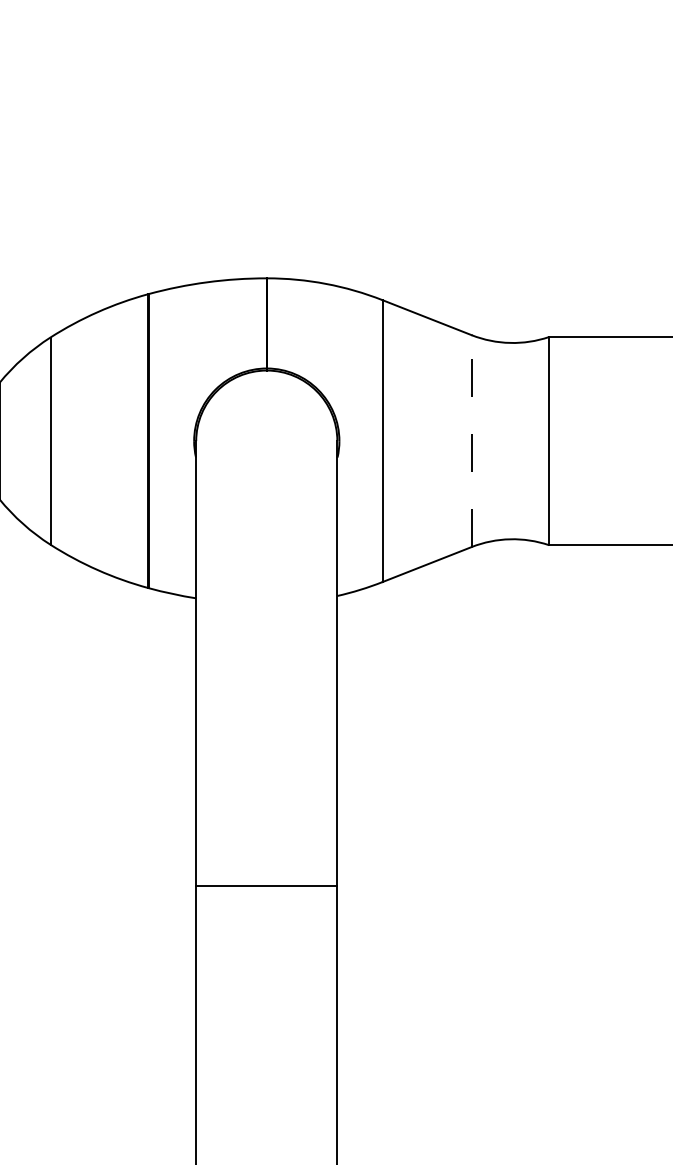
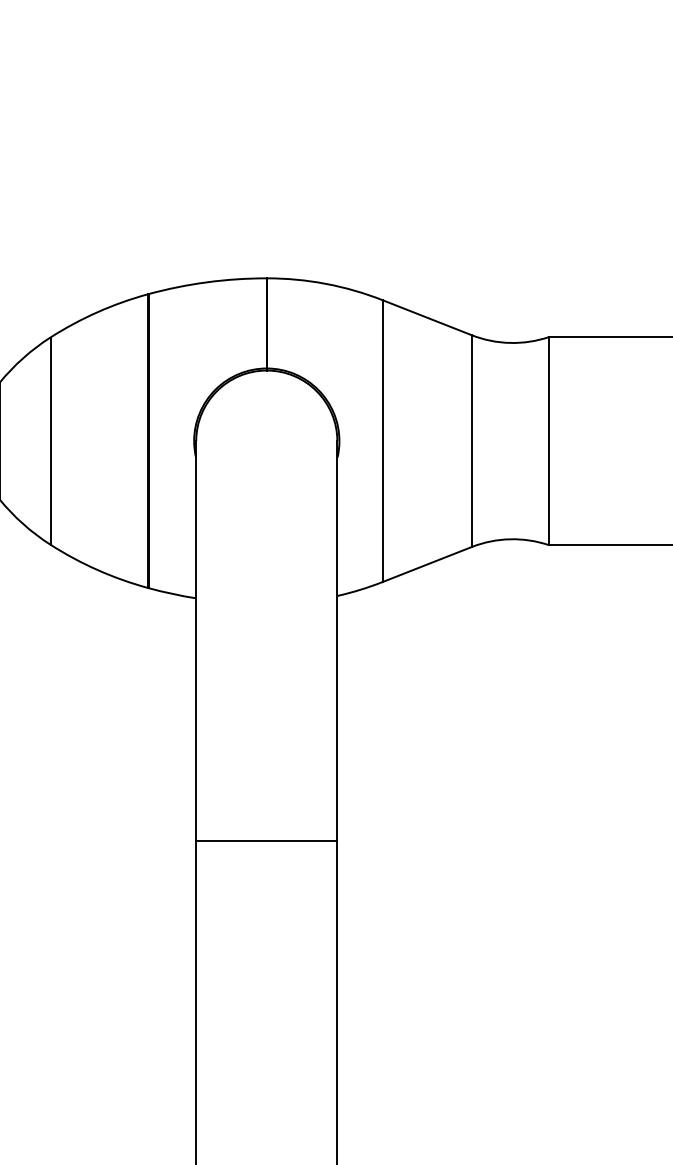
line: dashed -> solid (471, 441)
line position: (266, 886) -> (266, 841) (266, 841)
